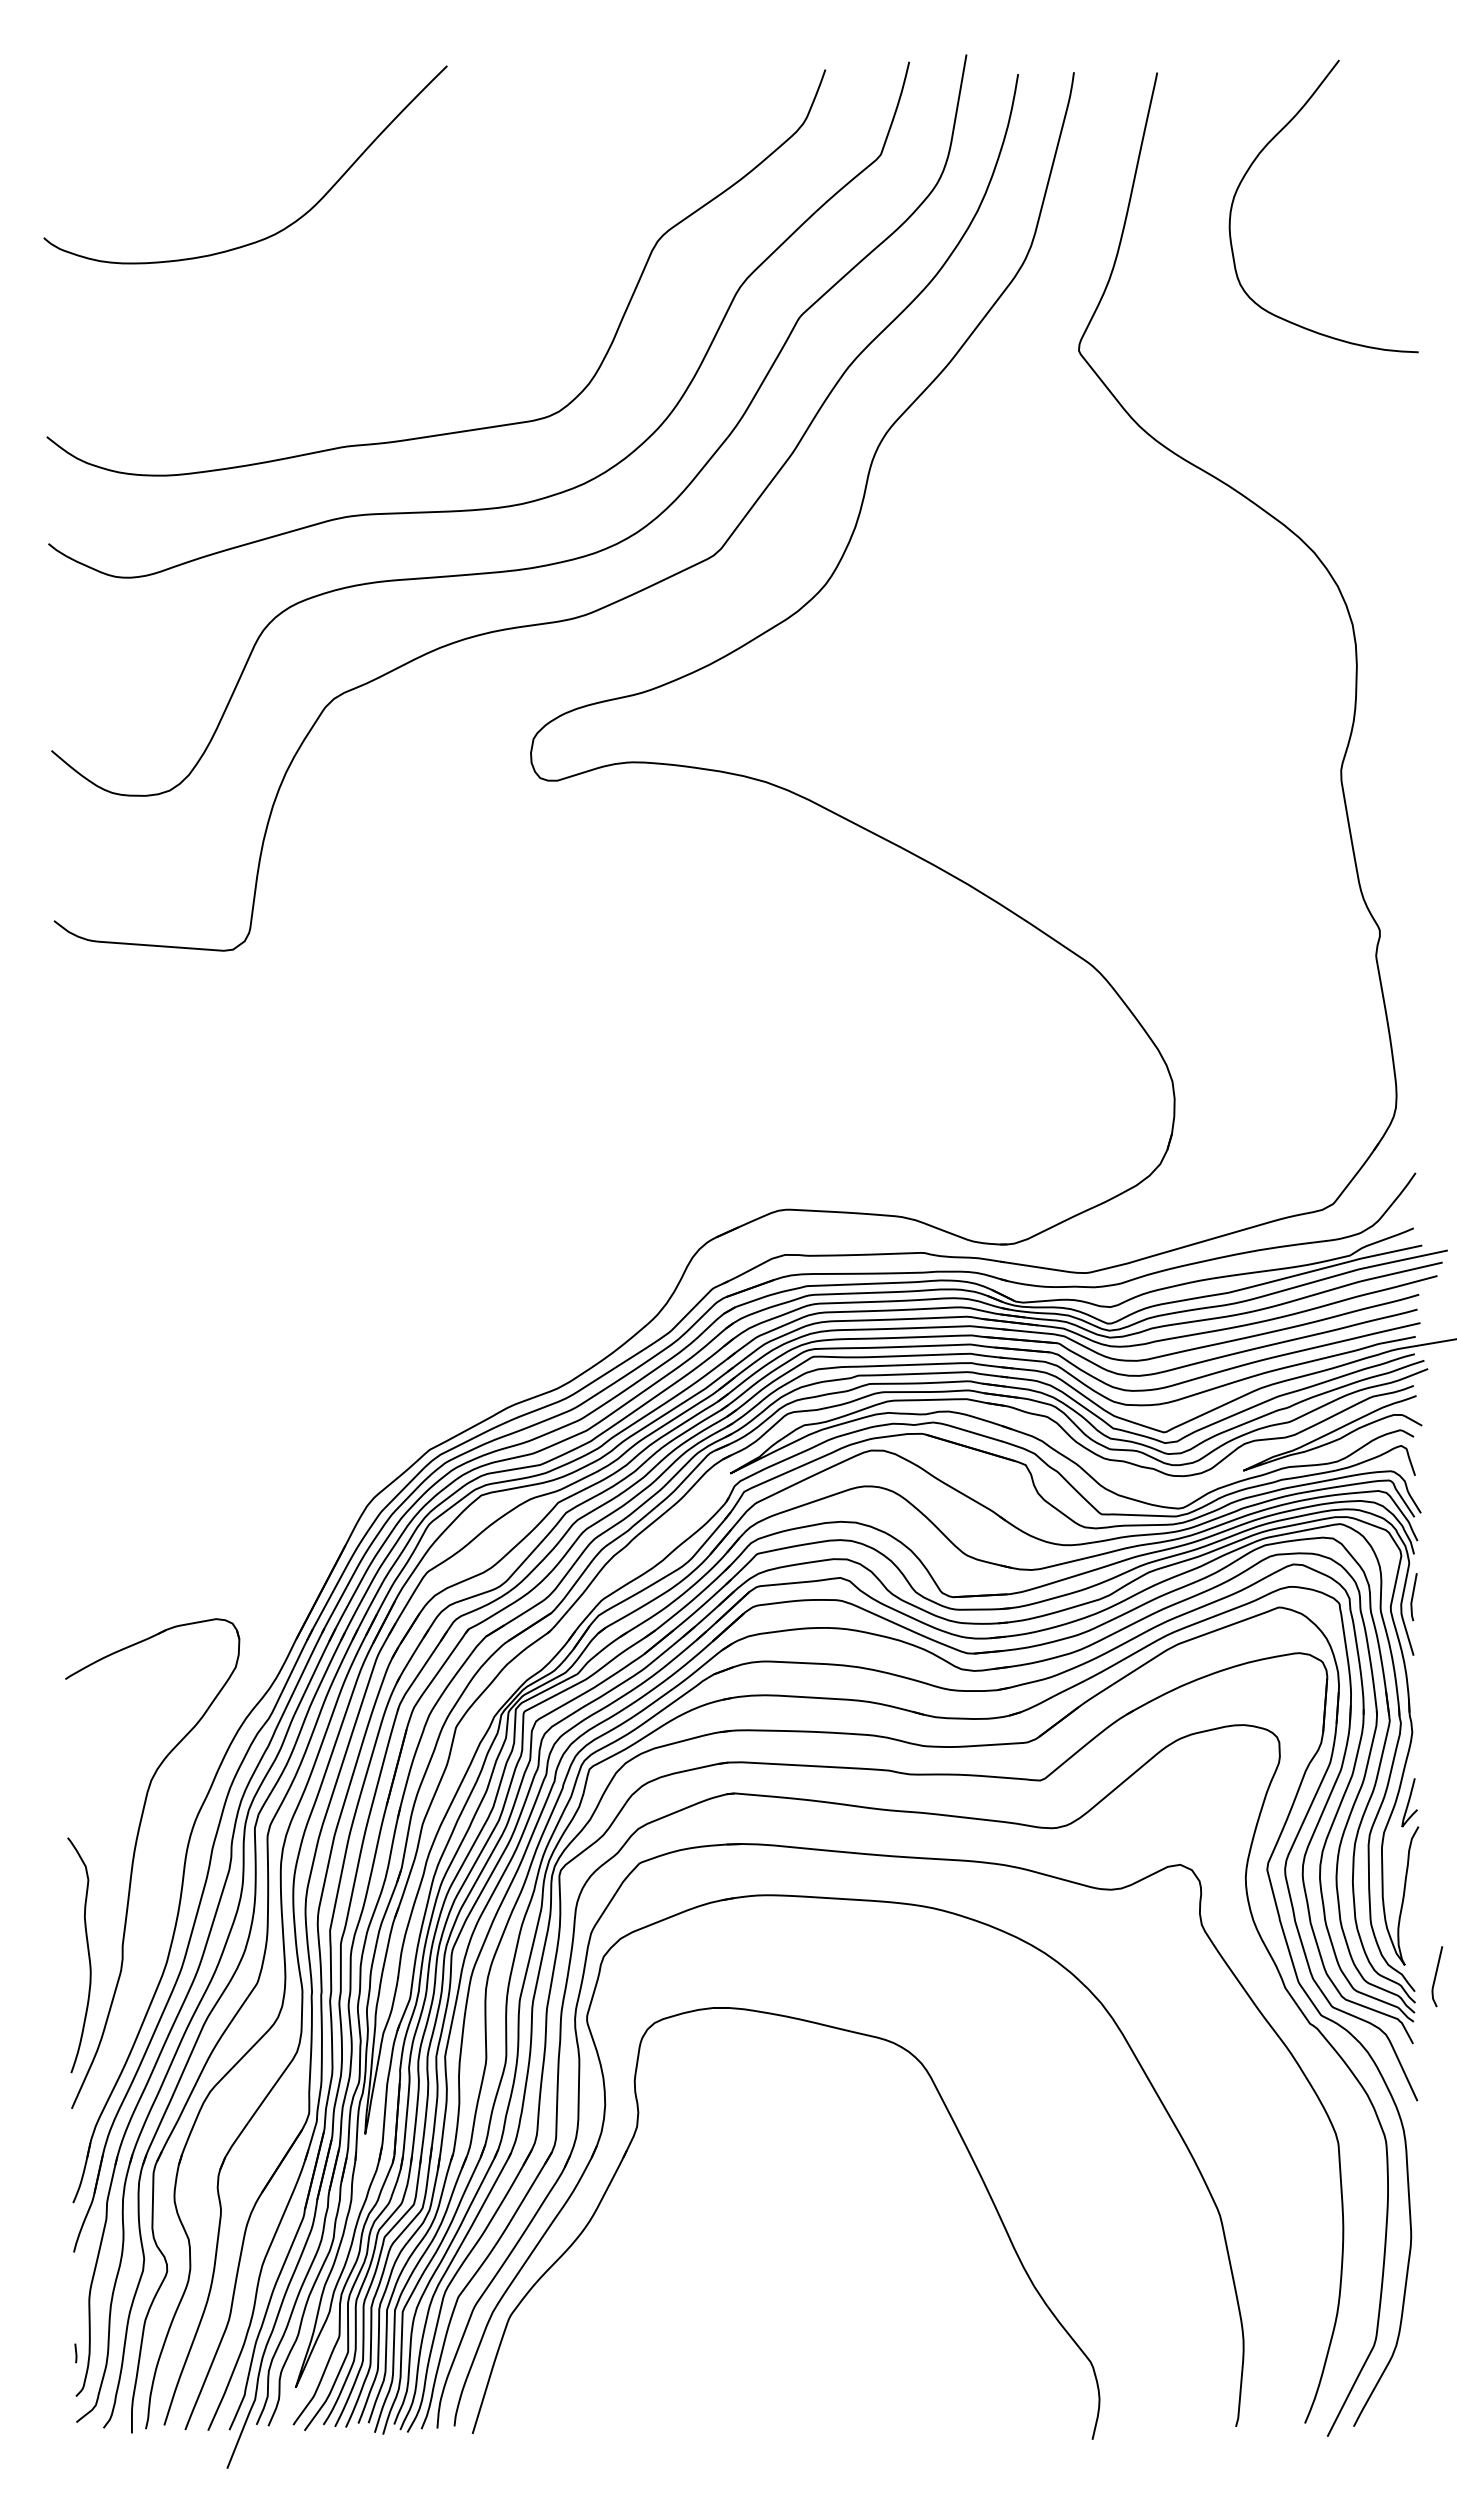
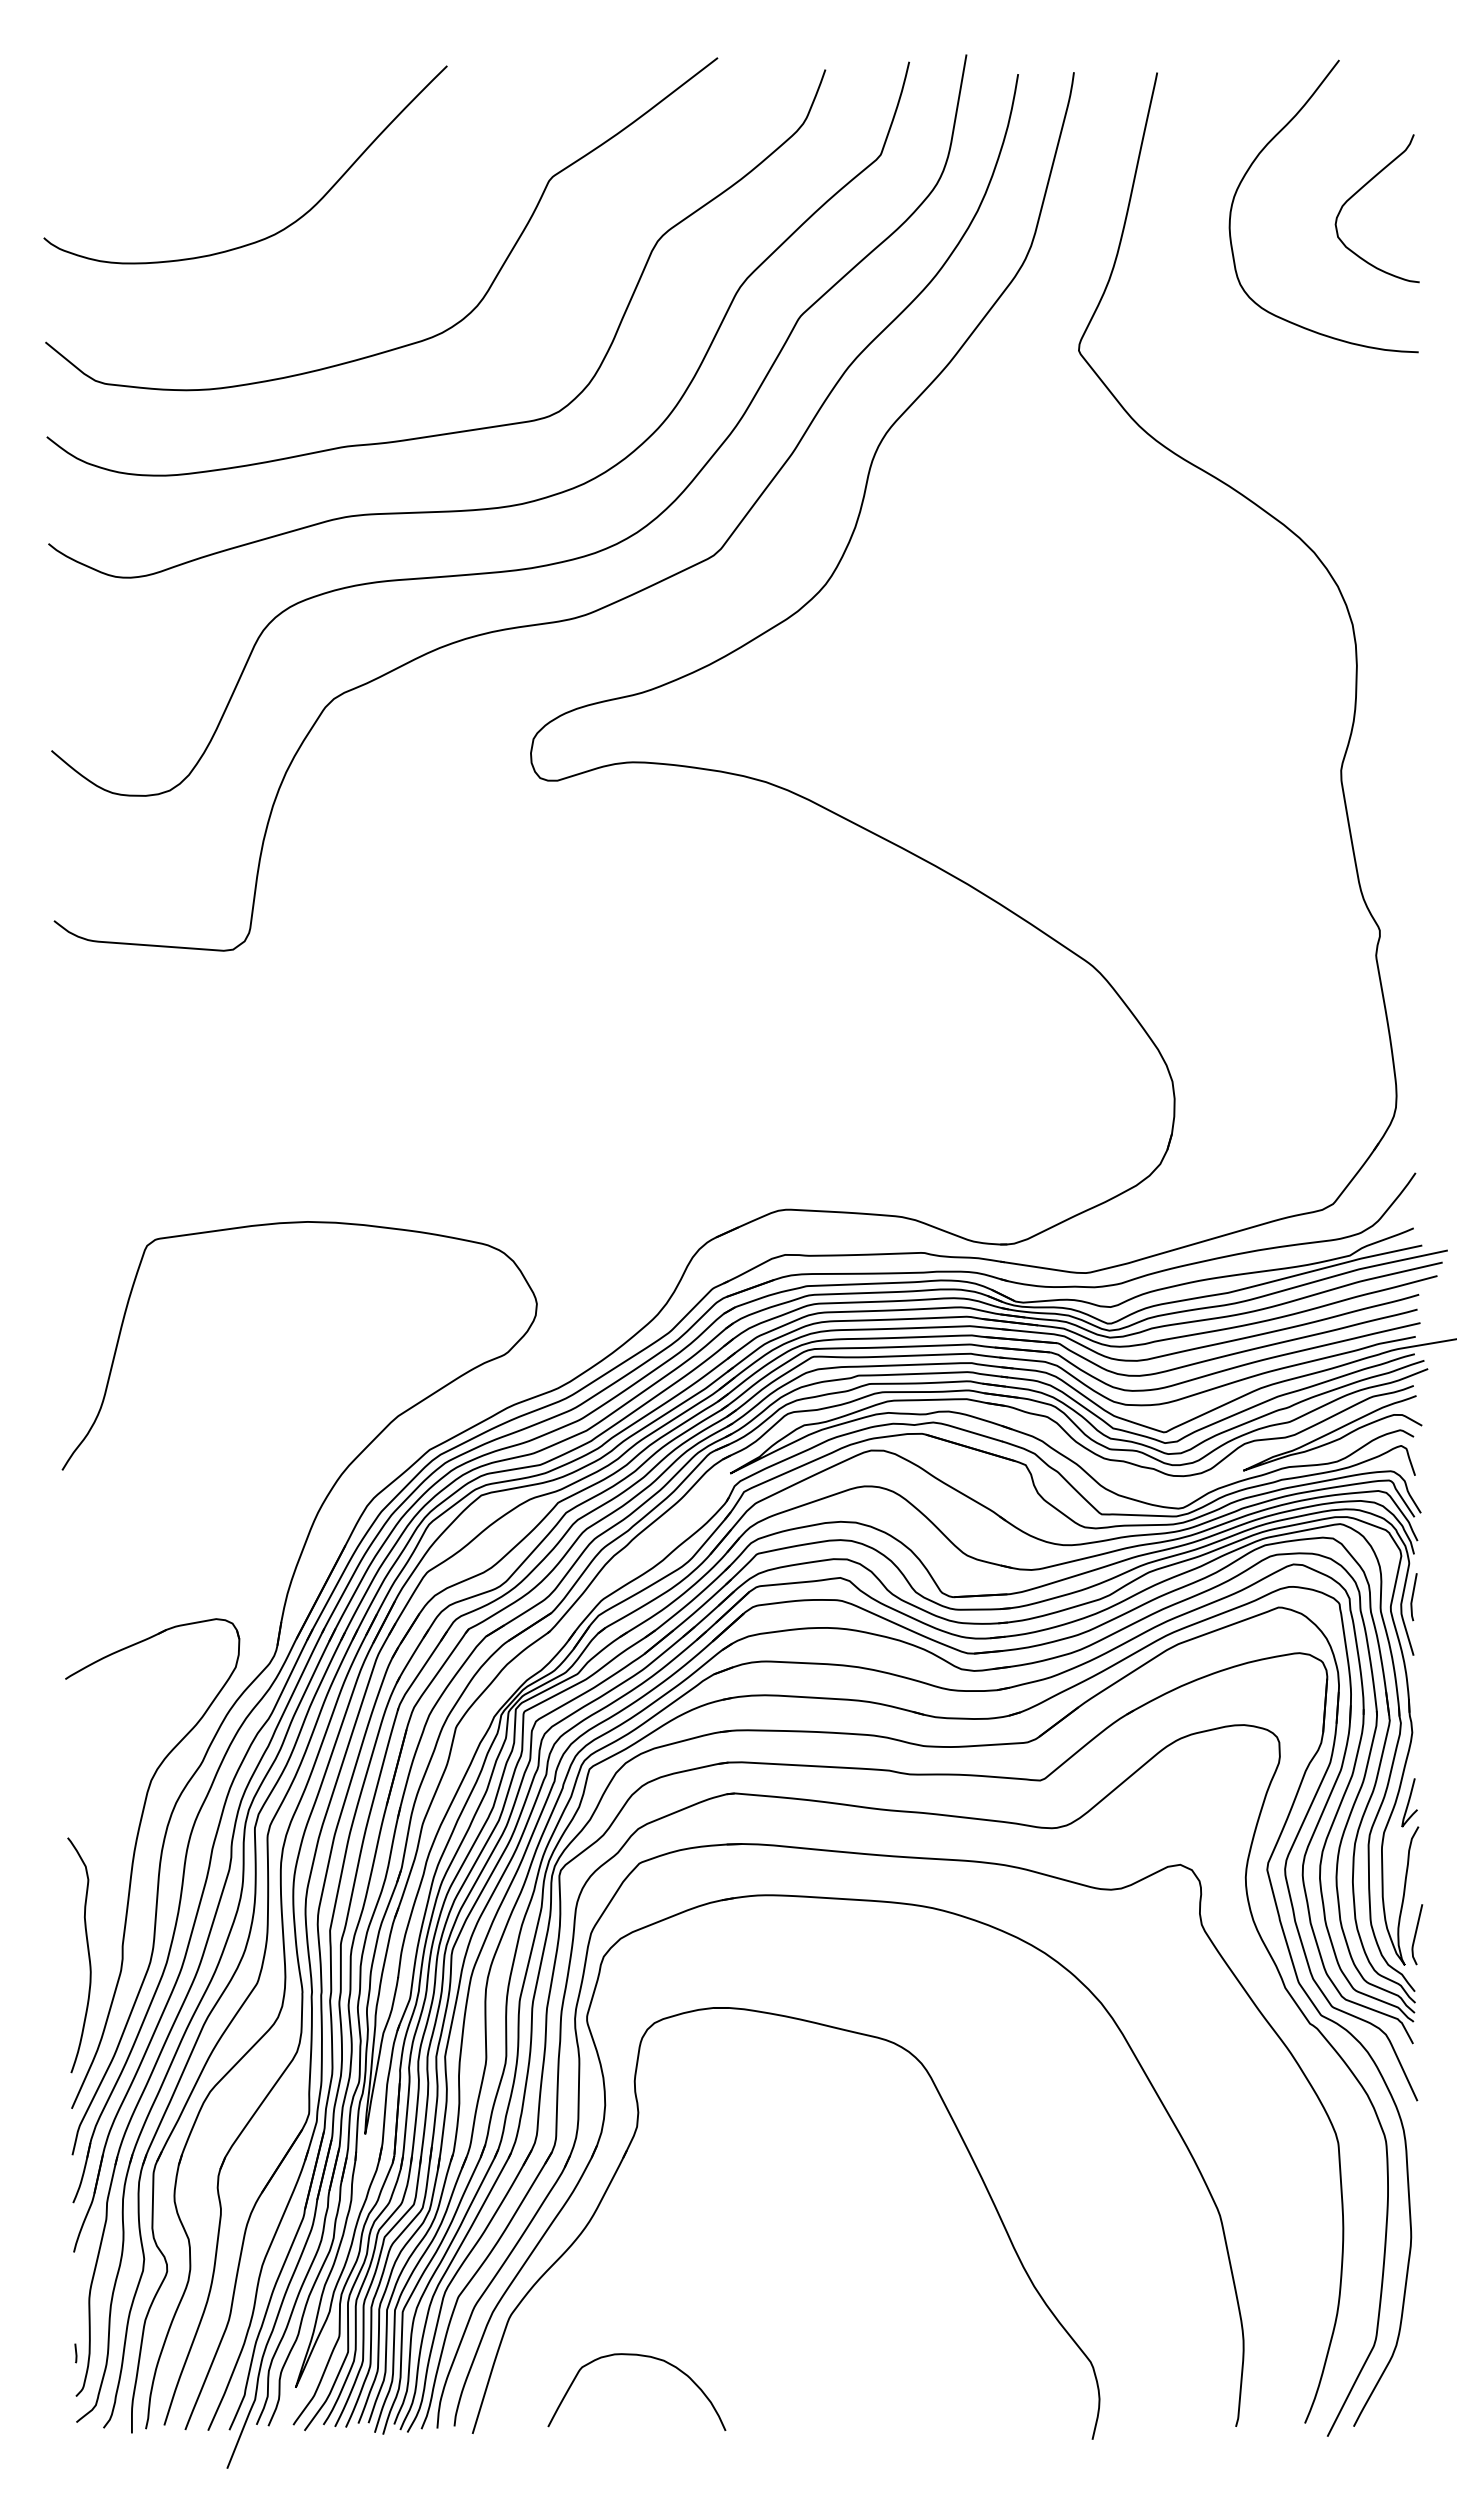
curve: none -> present (1359, 191)
curve: none -> present (412, 342)
part: none -> present (270, 1664)
curve position: (1436, 1976) -> (1416, 1934) (1416, 1934)
curve: none -> present (639, 2356)
